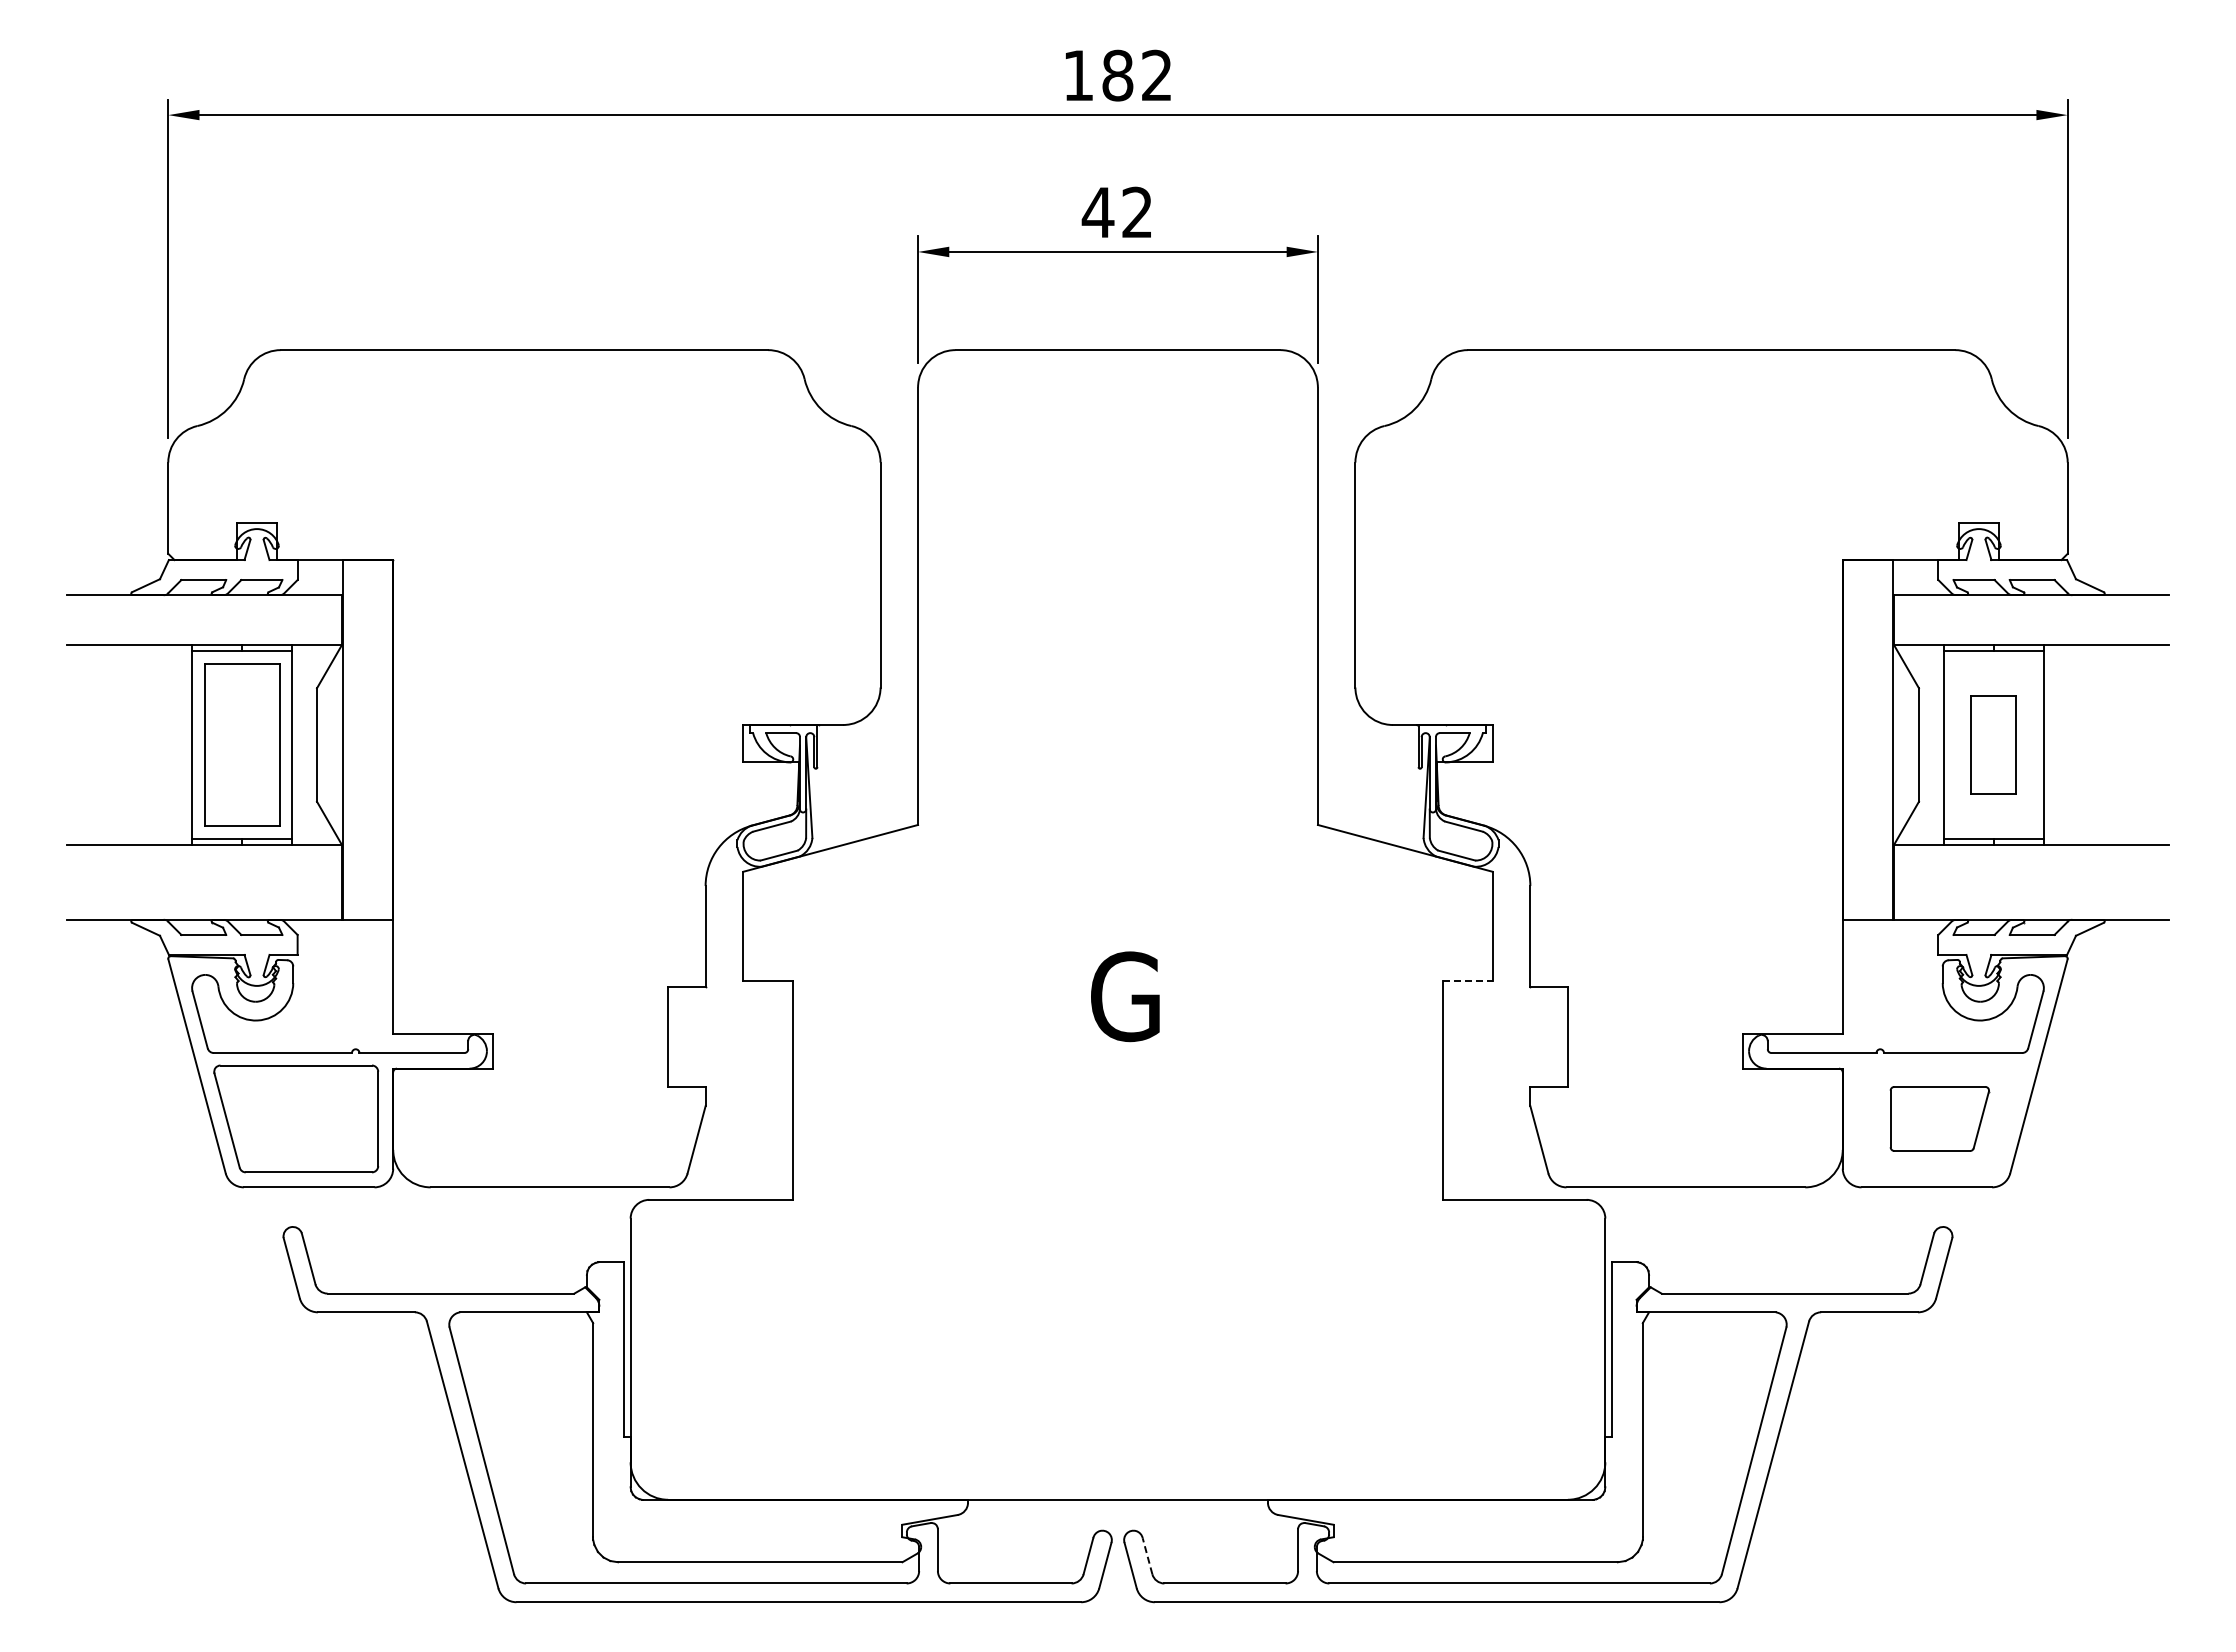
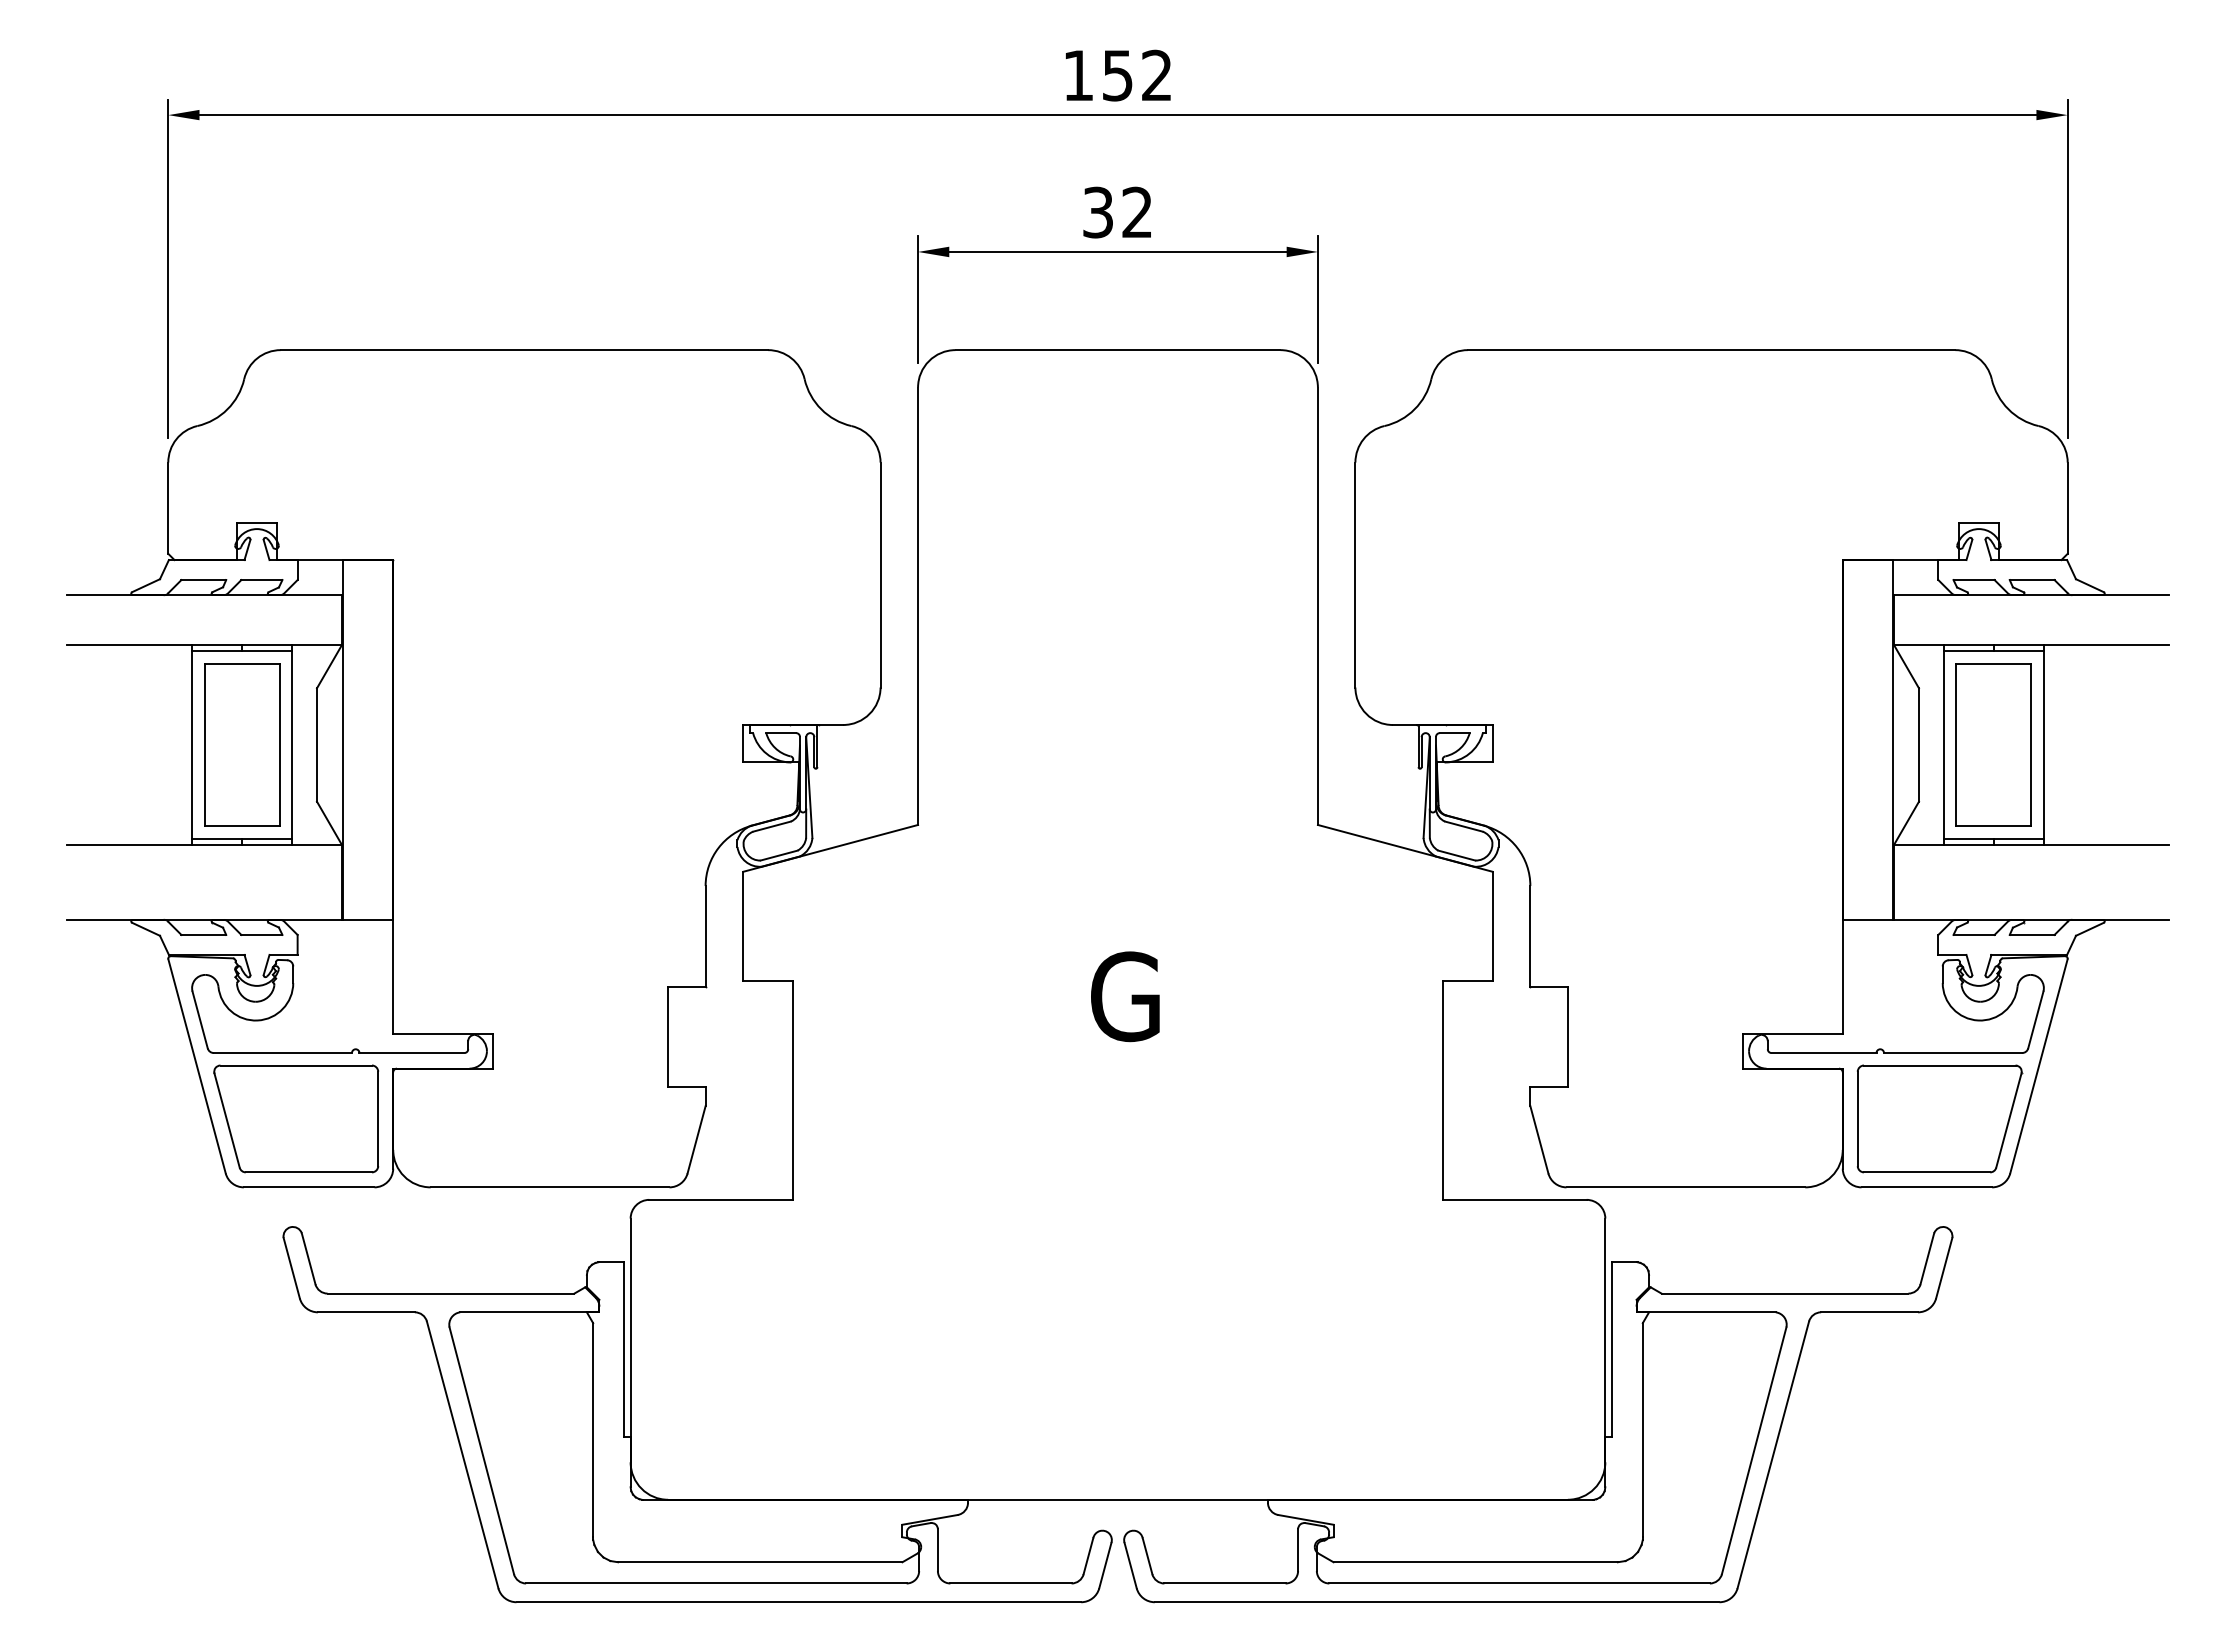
text: 182 -> 152 (1117, 75)
text: 42 -> 32 (1097, 212)
part size: 47x100 px -> 77x164 px (1993, 744)
line: dashed -> solid (1467, 981)
part size: 102x66 px -> 168x110 px (1939, 1118)
line: dashed -> solid (1147, 1556)
